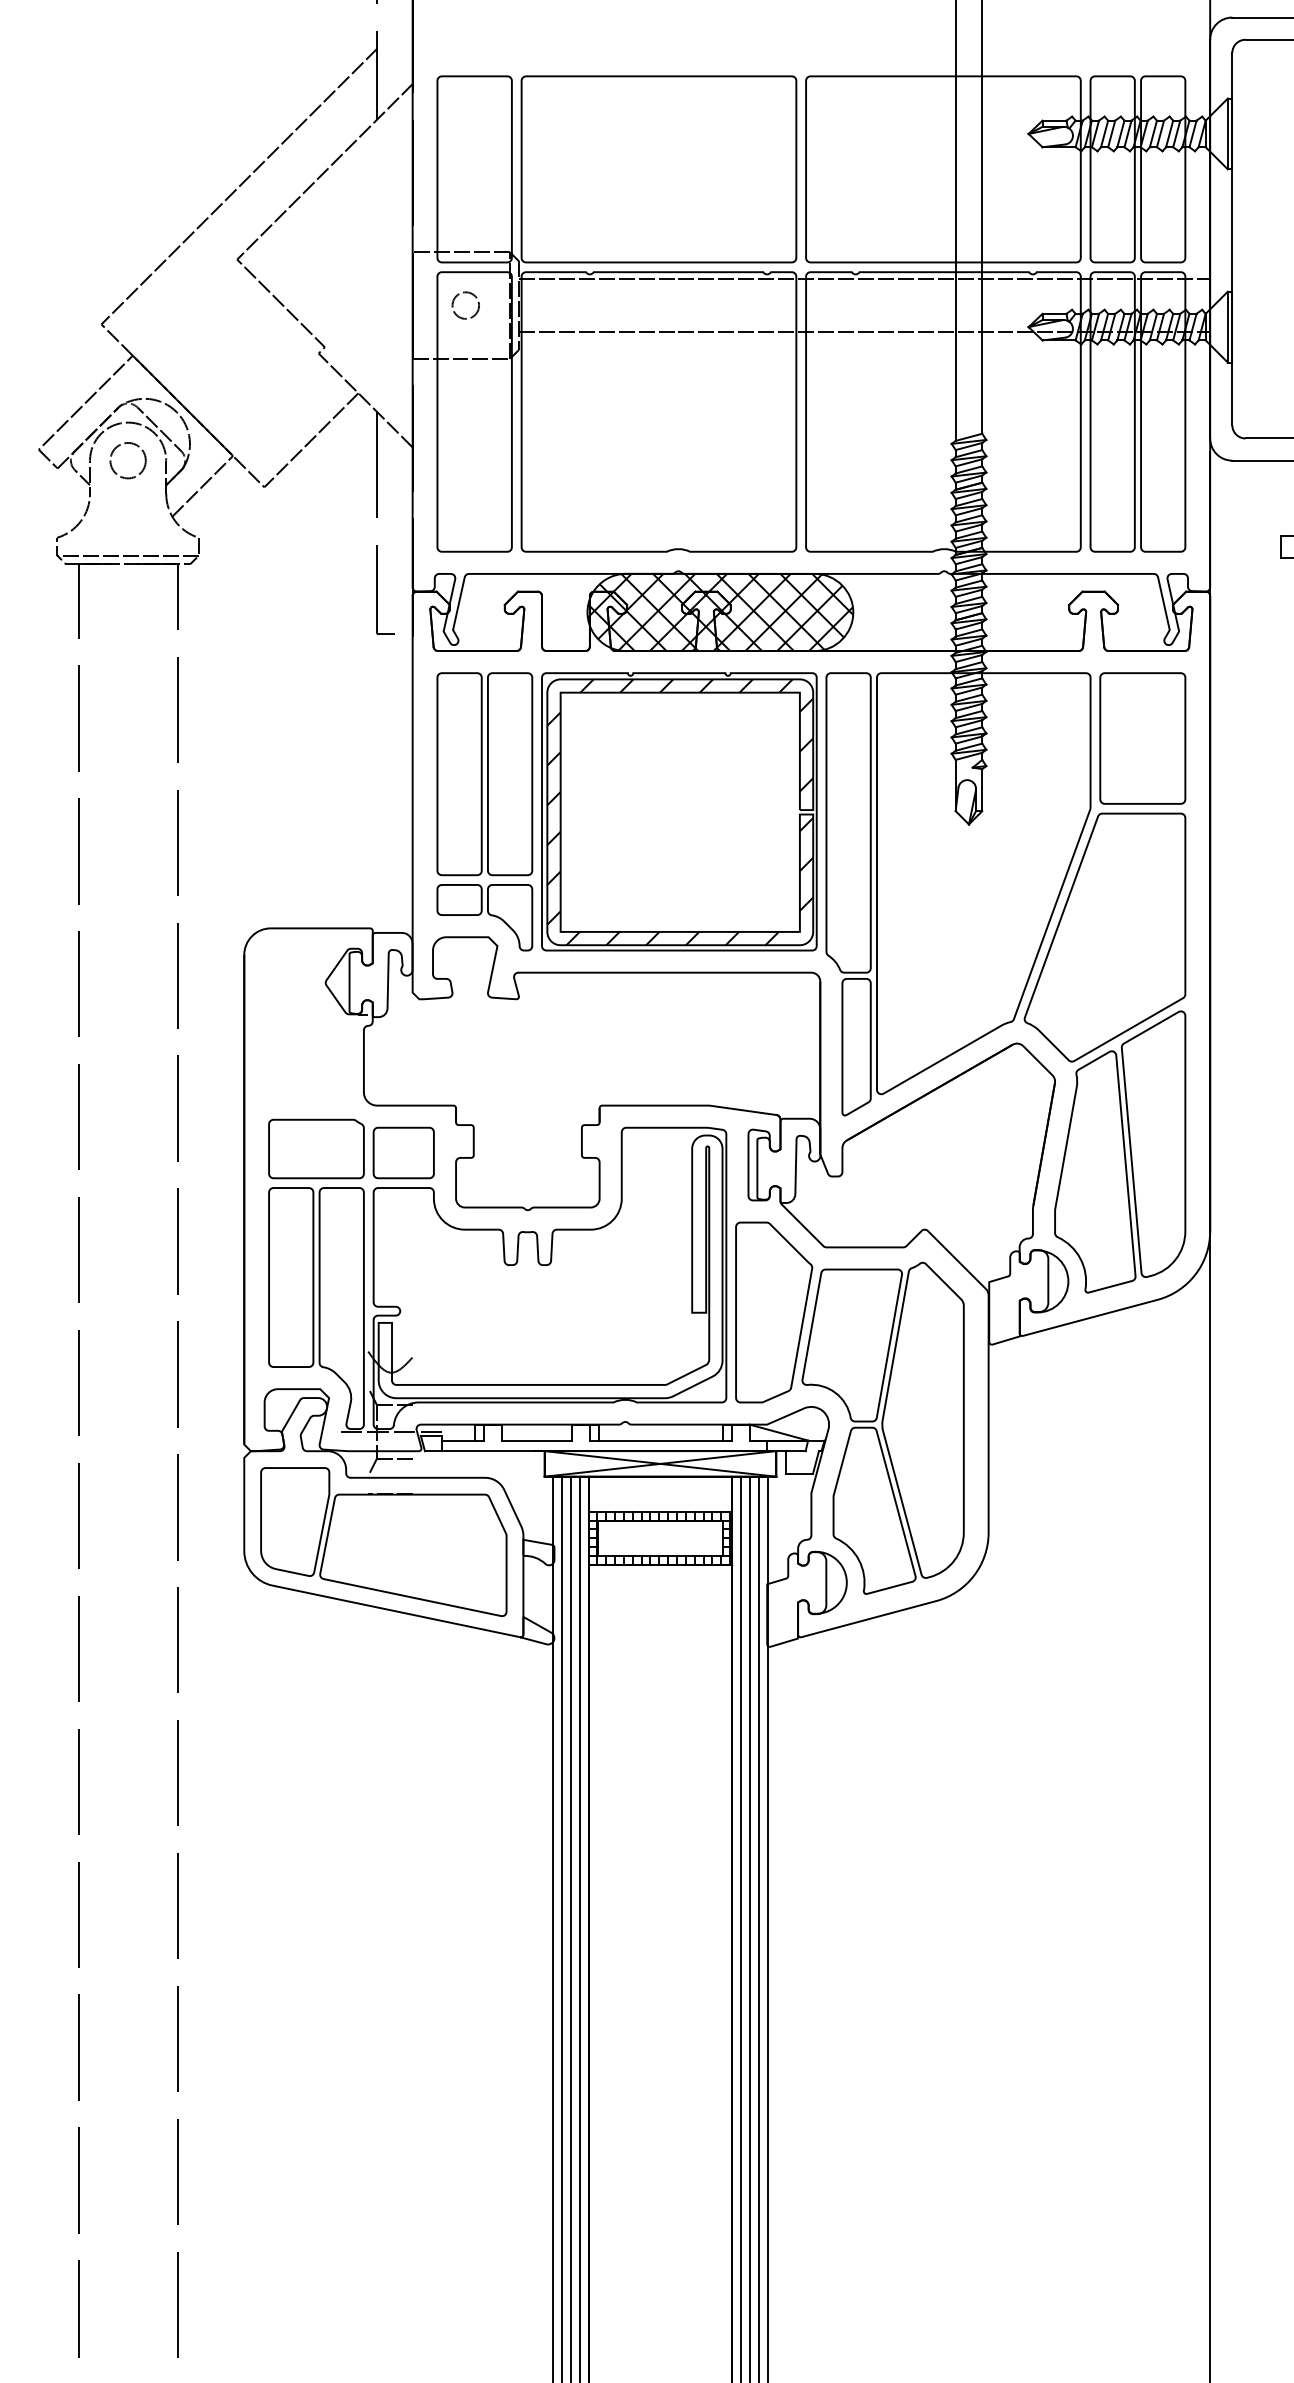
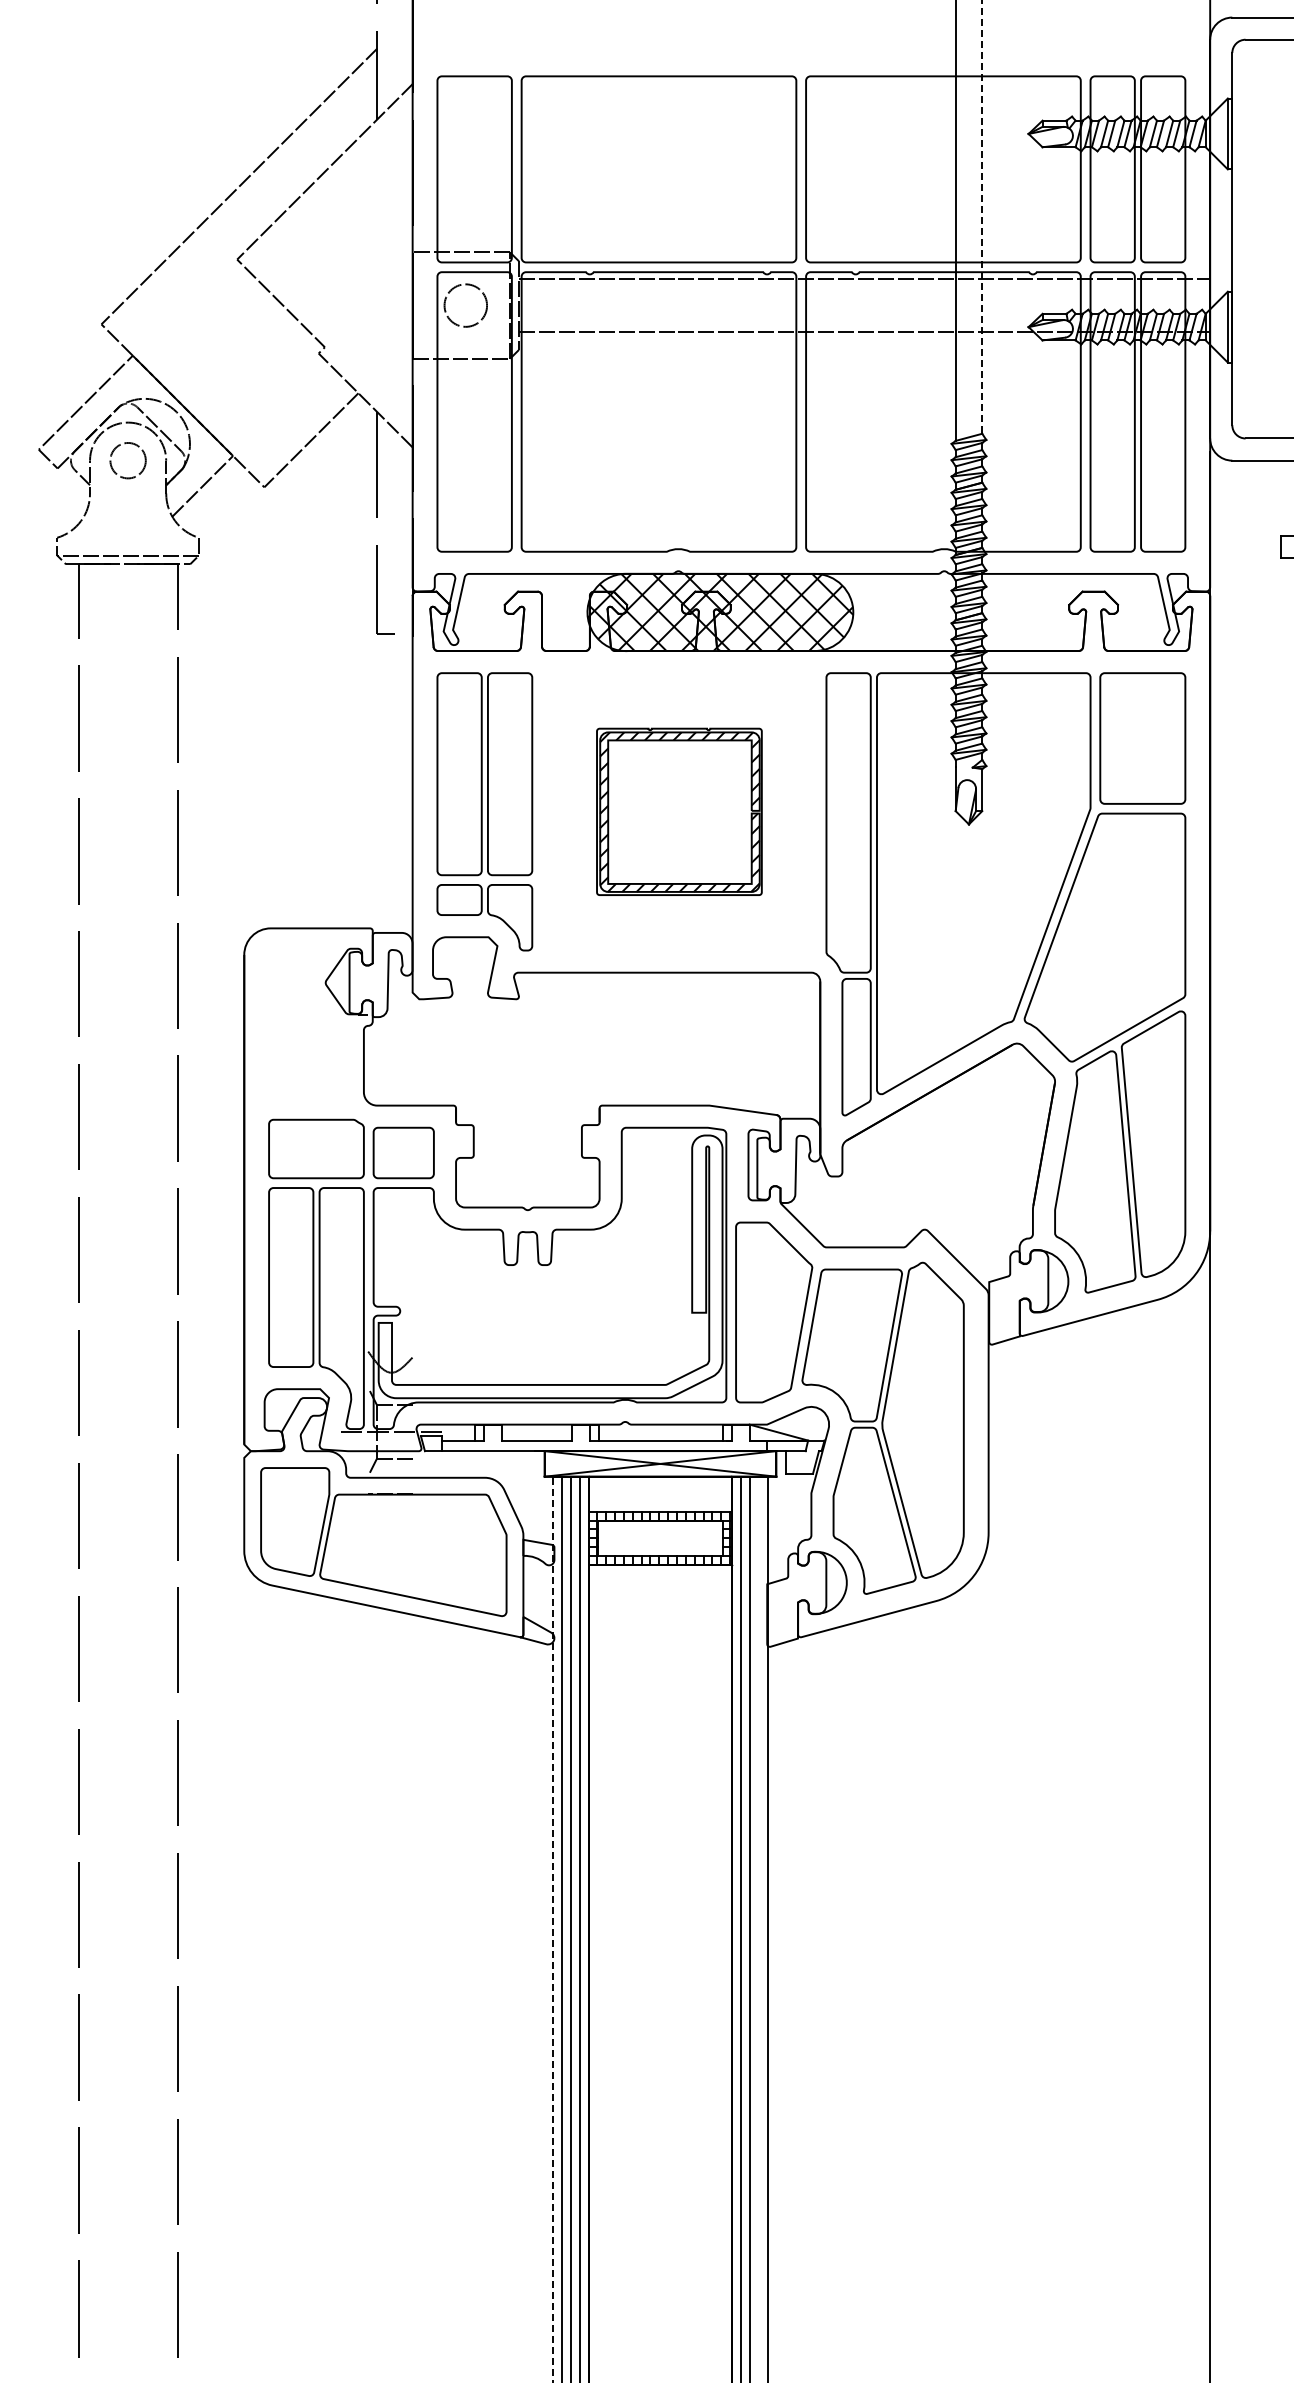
line: solid -> dashed (982, 217)
circle diameter: 27 px -> 43 px (465, 305)
part size: 277x280 px -> 167x169 px (679, 811)
line: present -> none (758, 1927)
line: solid -> dashed (553, 1929)
